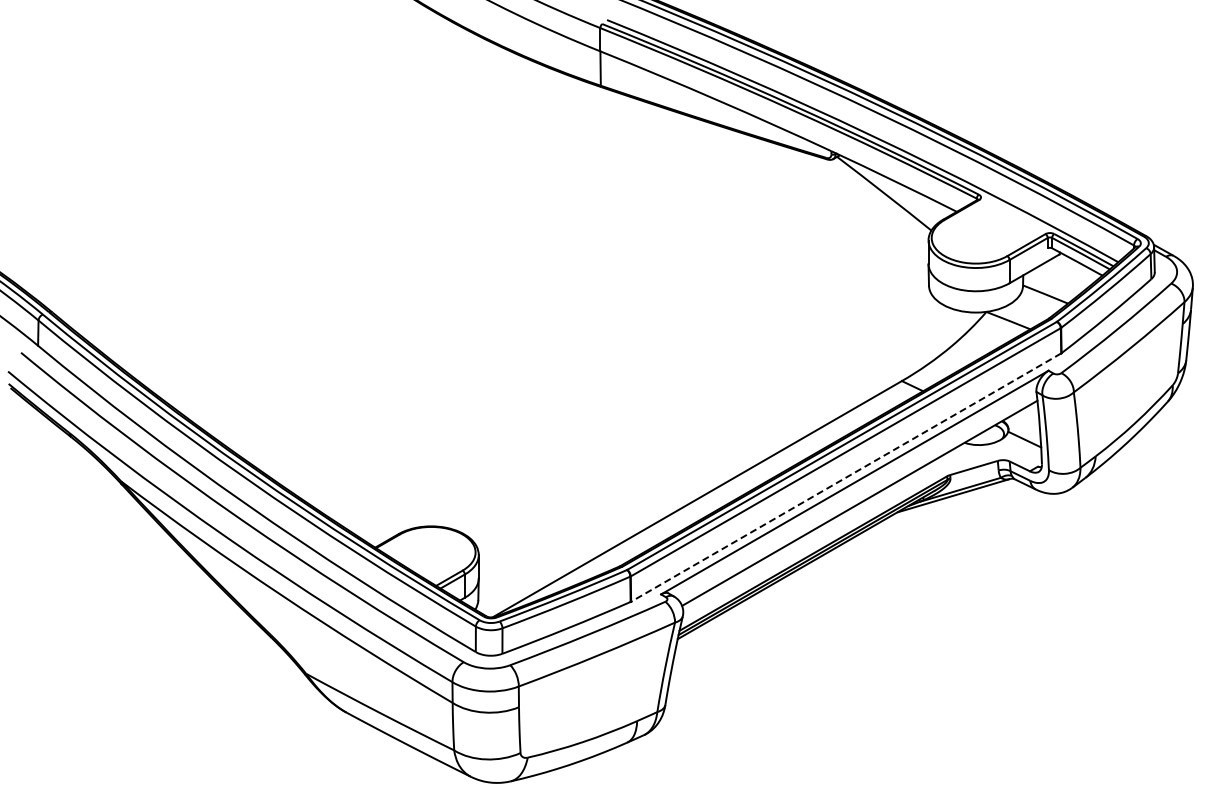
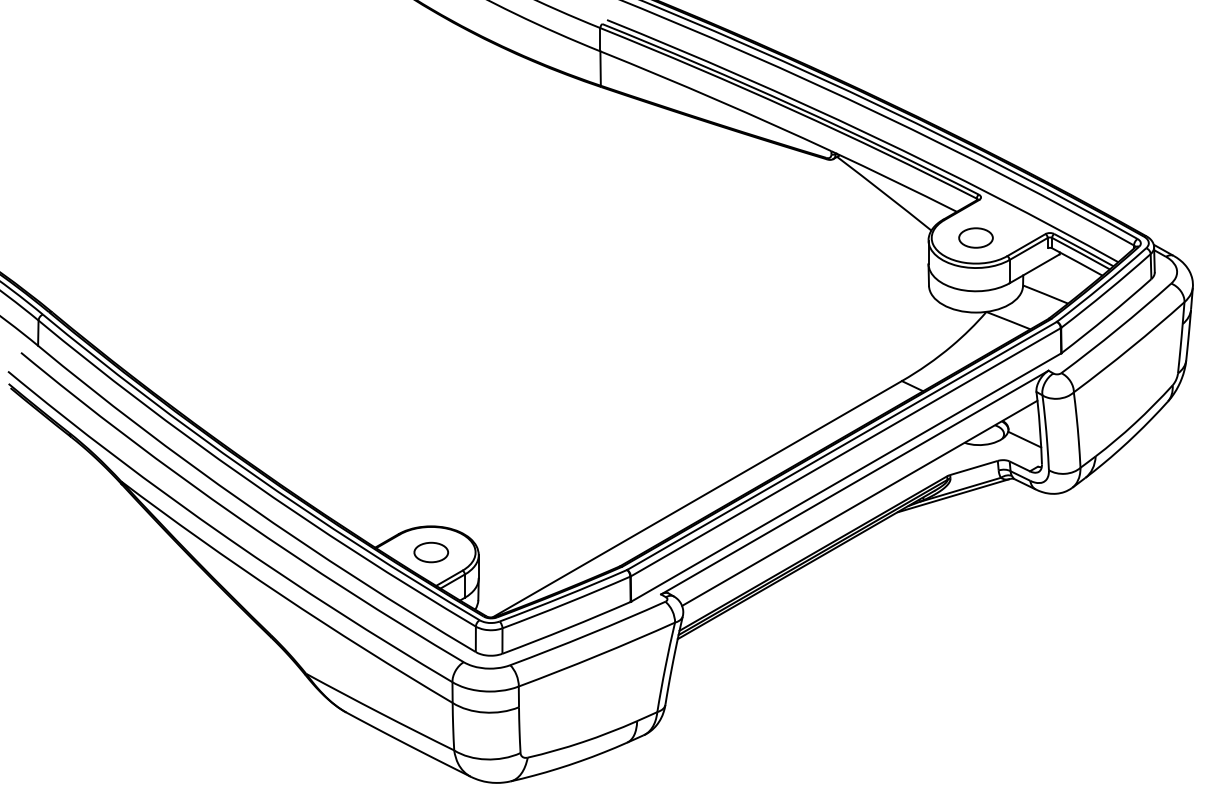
part: none -> present (975, 237)
line: dashed -> solid (845, 477)
part: none -> present (431, 552)
